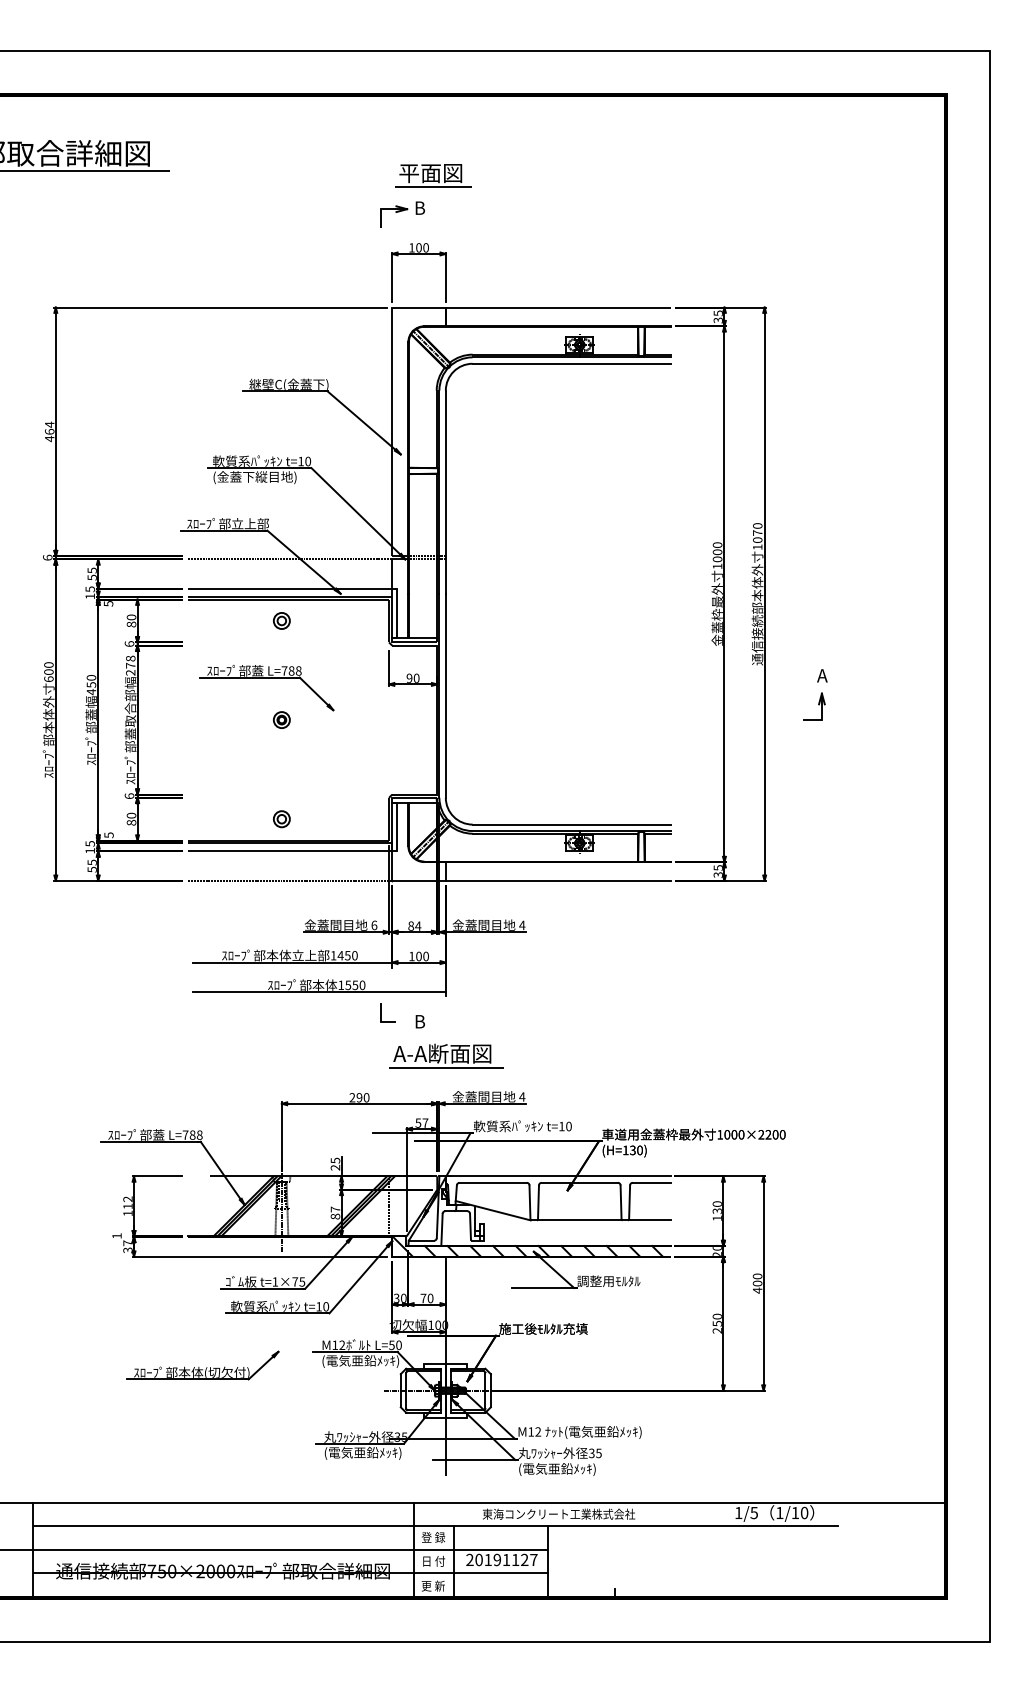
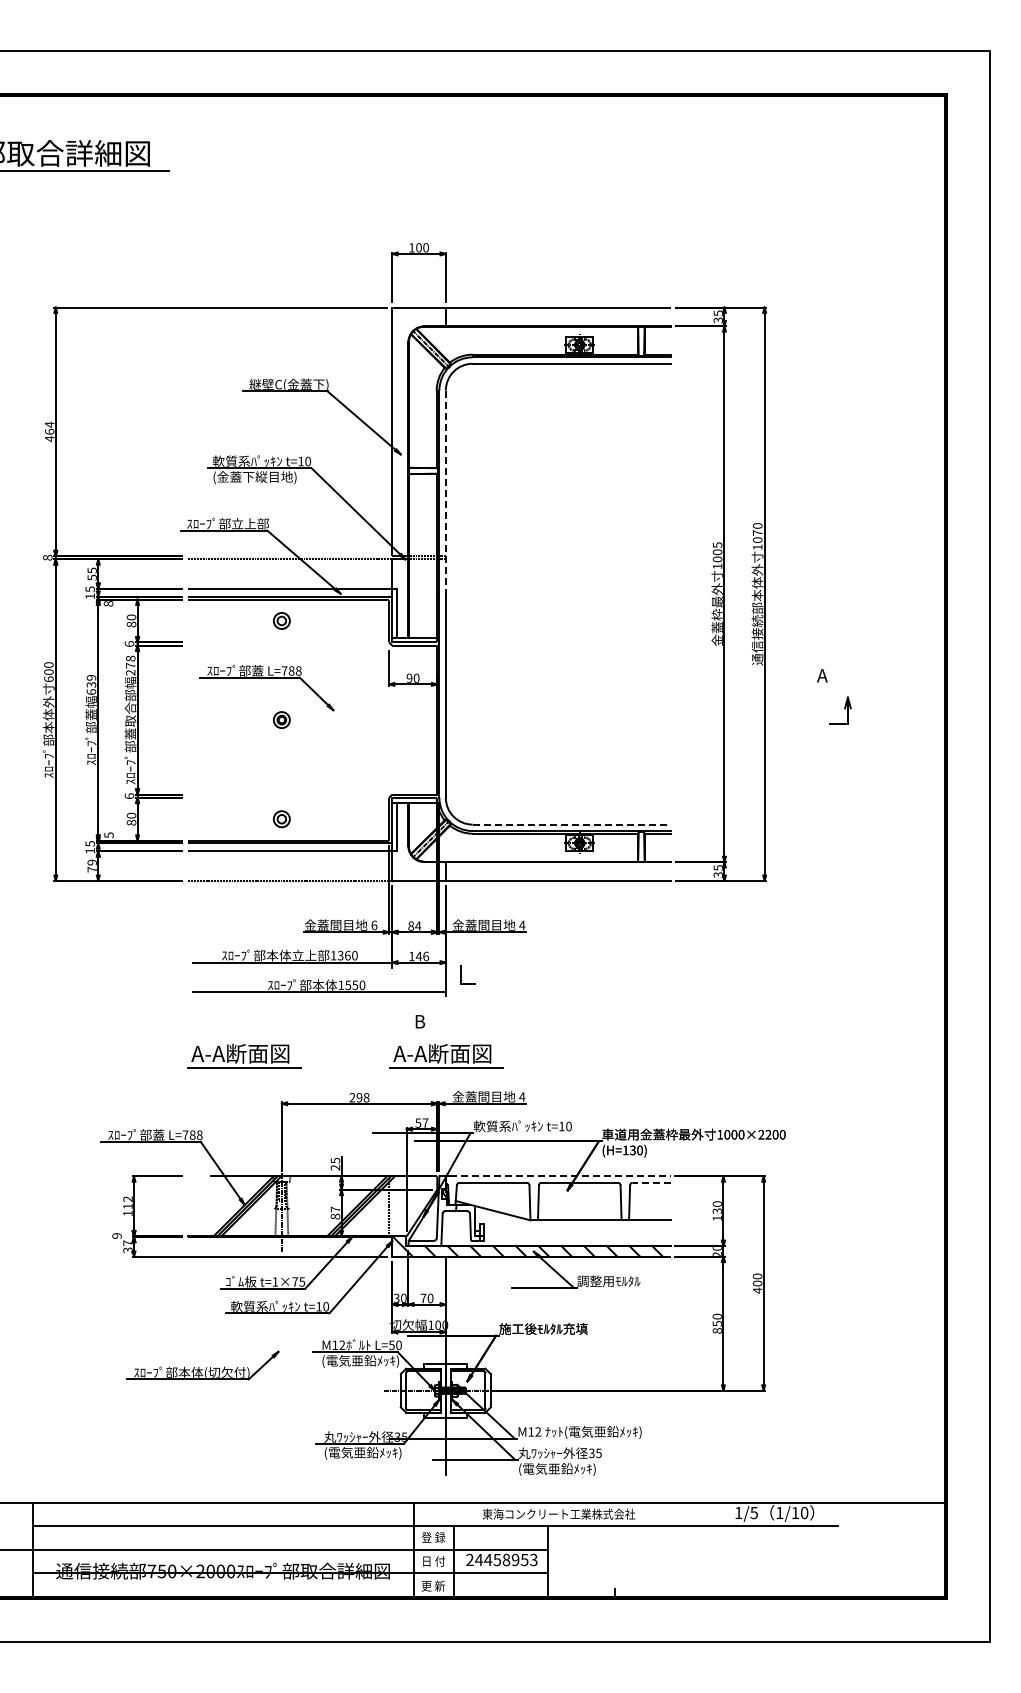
part: present -> none (433, 175)
part: present -> none (402, 214)
line: solid -> dashed (445, 492)
text: 1000 -> 1005 (717, 545)
text: 6 -> 8 (47, 557)
text: 5 -> 8 (108, 603)
text: 450 -> 639 (91, 685)
part position: (814, 706) -> (840, 710) (840, 710)
line: solid -> dashed (572, 824)
text: 55 -> 79 (91, 865)
text: 1450 -> 1360 (343, 955)
text: 100 -> 146 (422, 956)
line position: (381, 1012) -> (461, 974) (461, 974)
part: none -> present (244, 1055)
text: 290 -> 298 (366, 1097)
line: solid -> dashed (555, 1176)
line: solid -> dashed (651, 1182)
text: 1 -> 9 (116, 1235)
text: 250 -> 850 (717, 1330)
text: 20191127 -> 24458953 (506, 1559)
